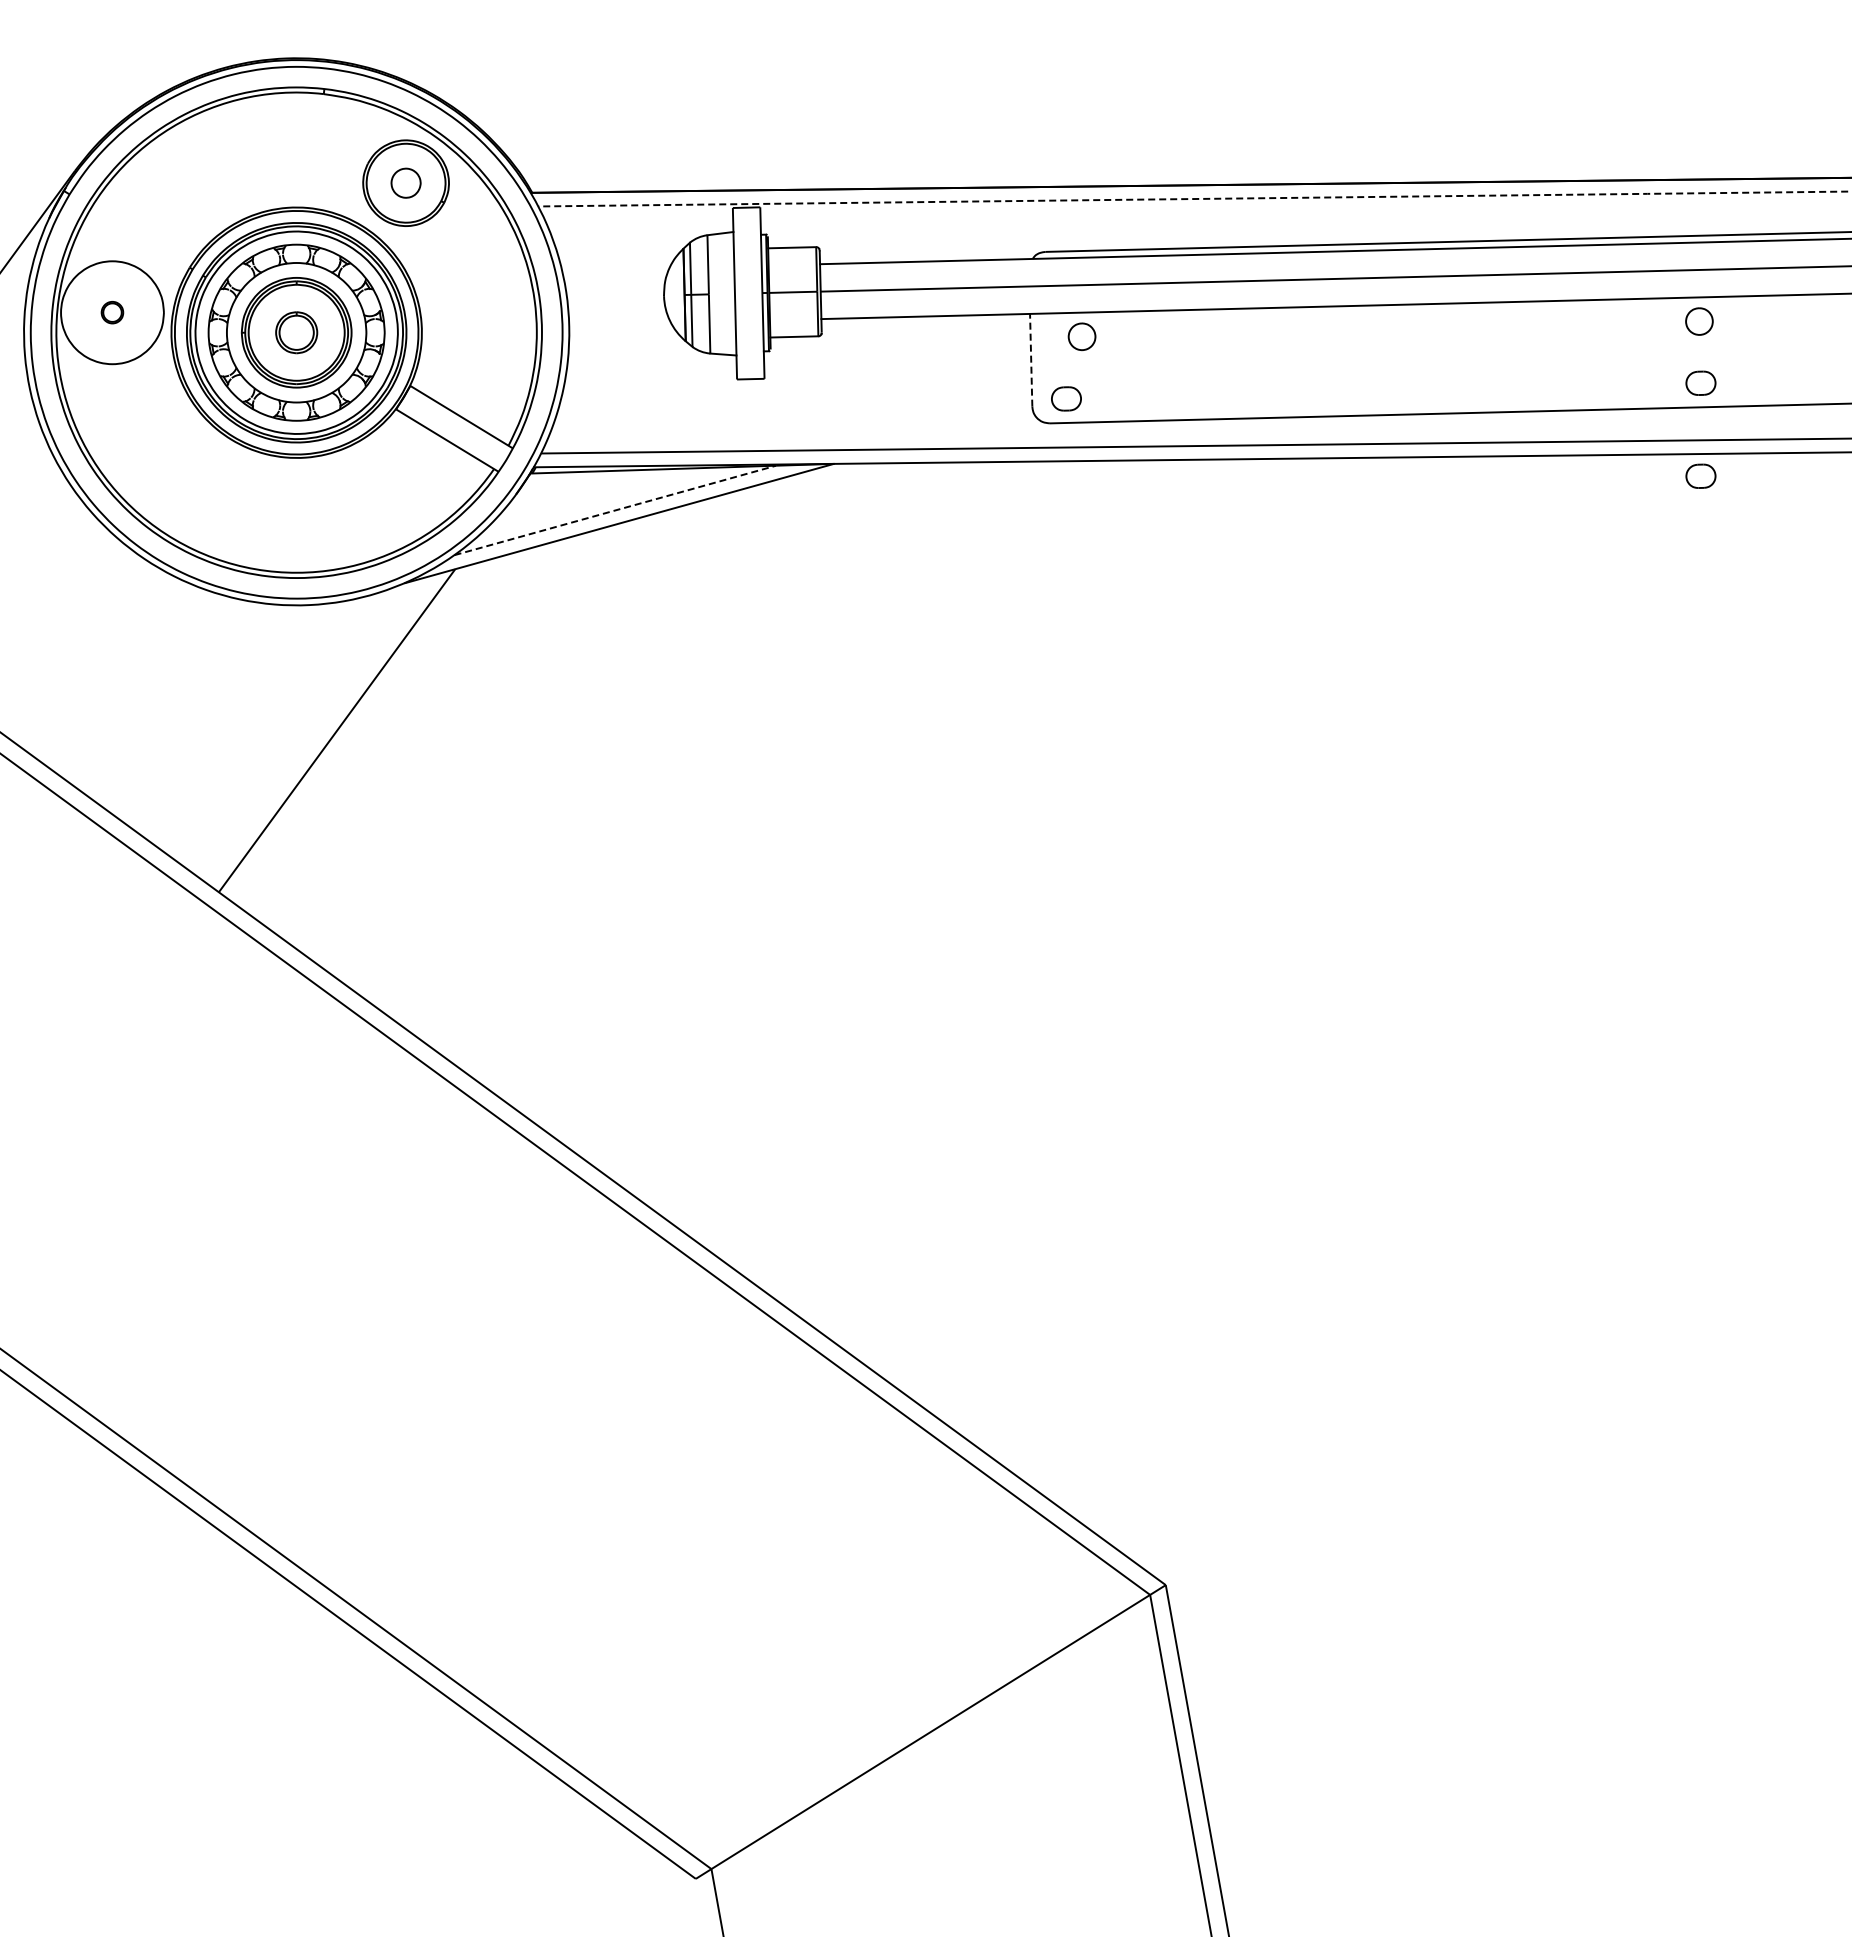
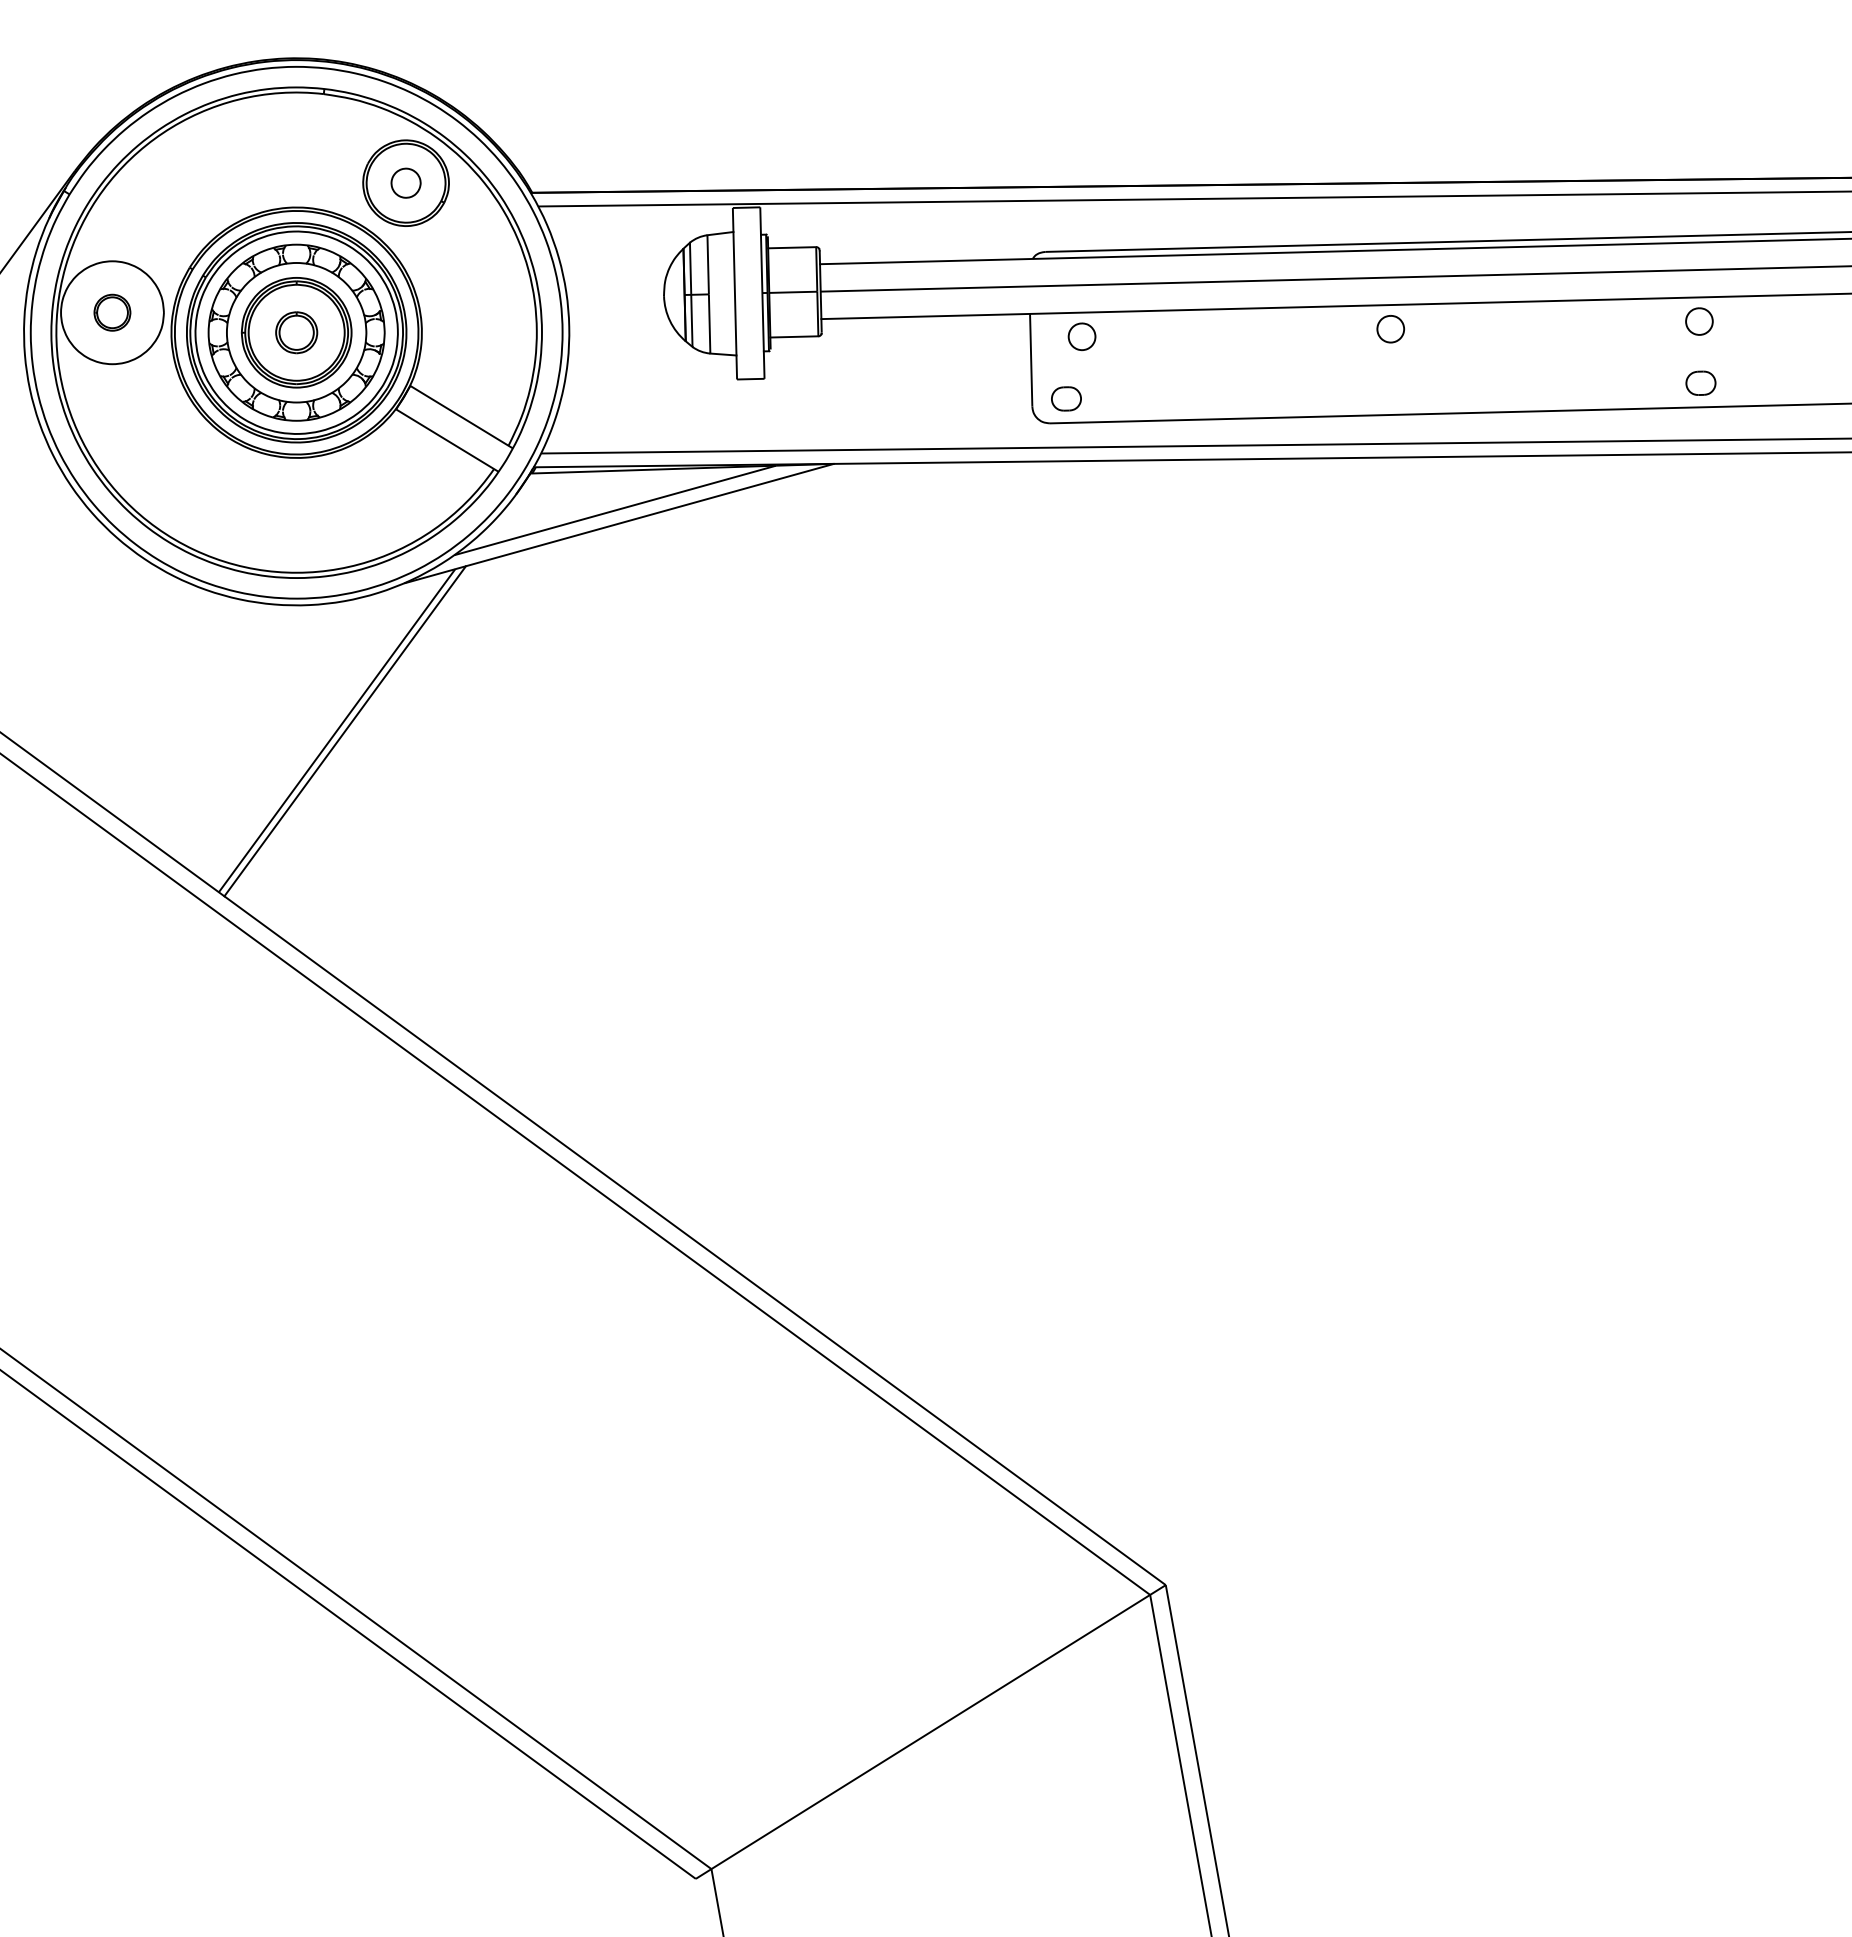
line: dashed -> solid (1194, 199)
part size: 25x24 px -> 39x39 px (112, 312)
part: none -> present (1390, 329)
line: dashed -> solid (1031, 359)
part: present -> none (1700, 475)
line: dashed -> solid (616, 510)
line: none -> present (344, 731)
